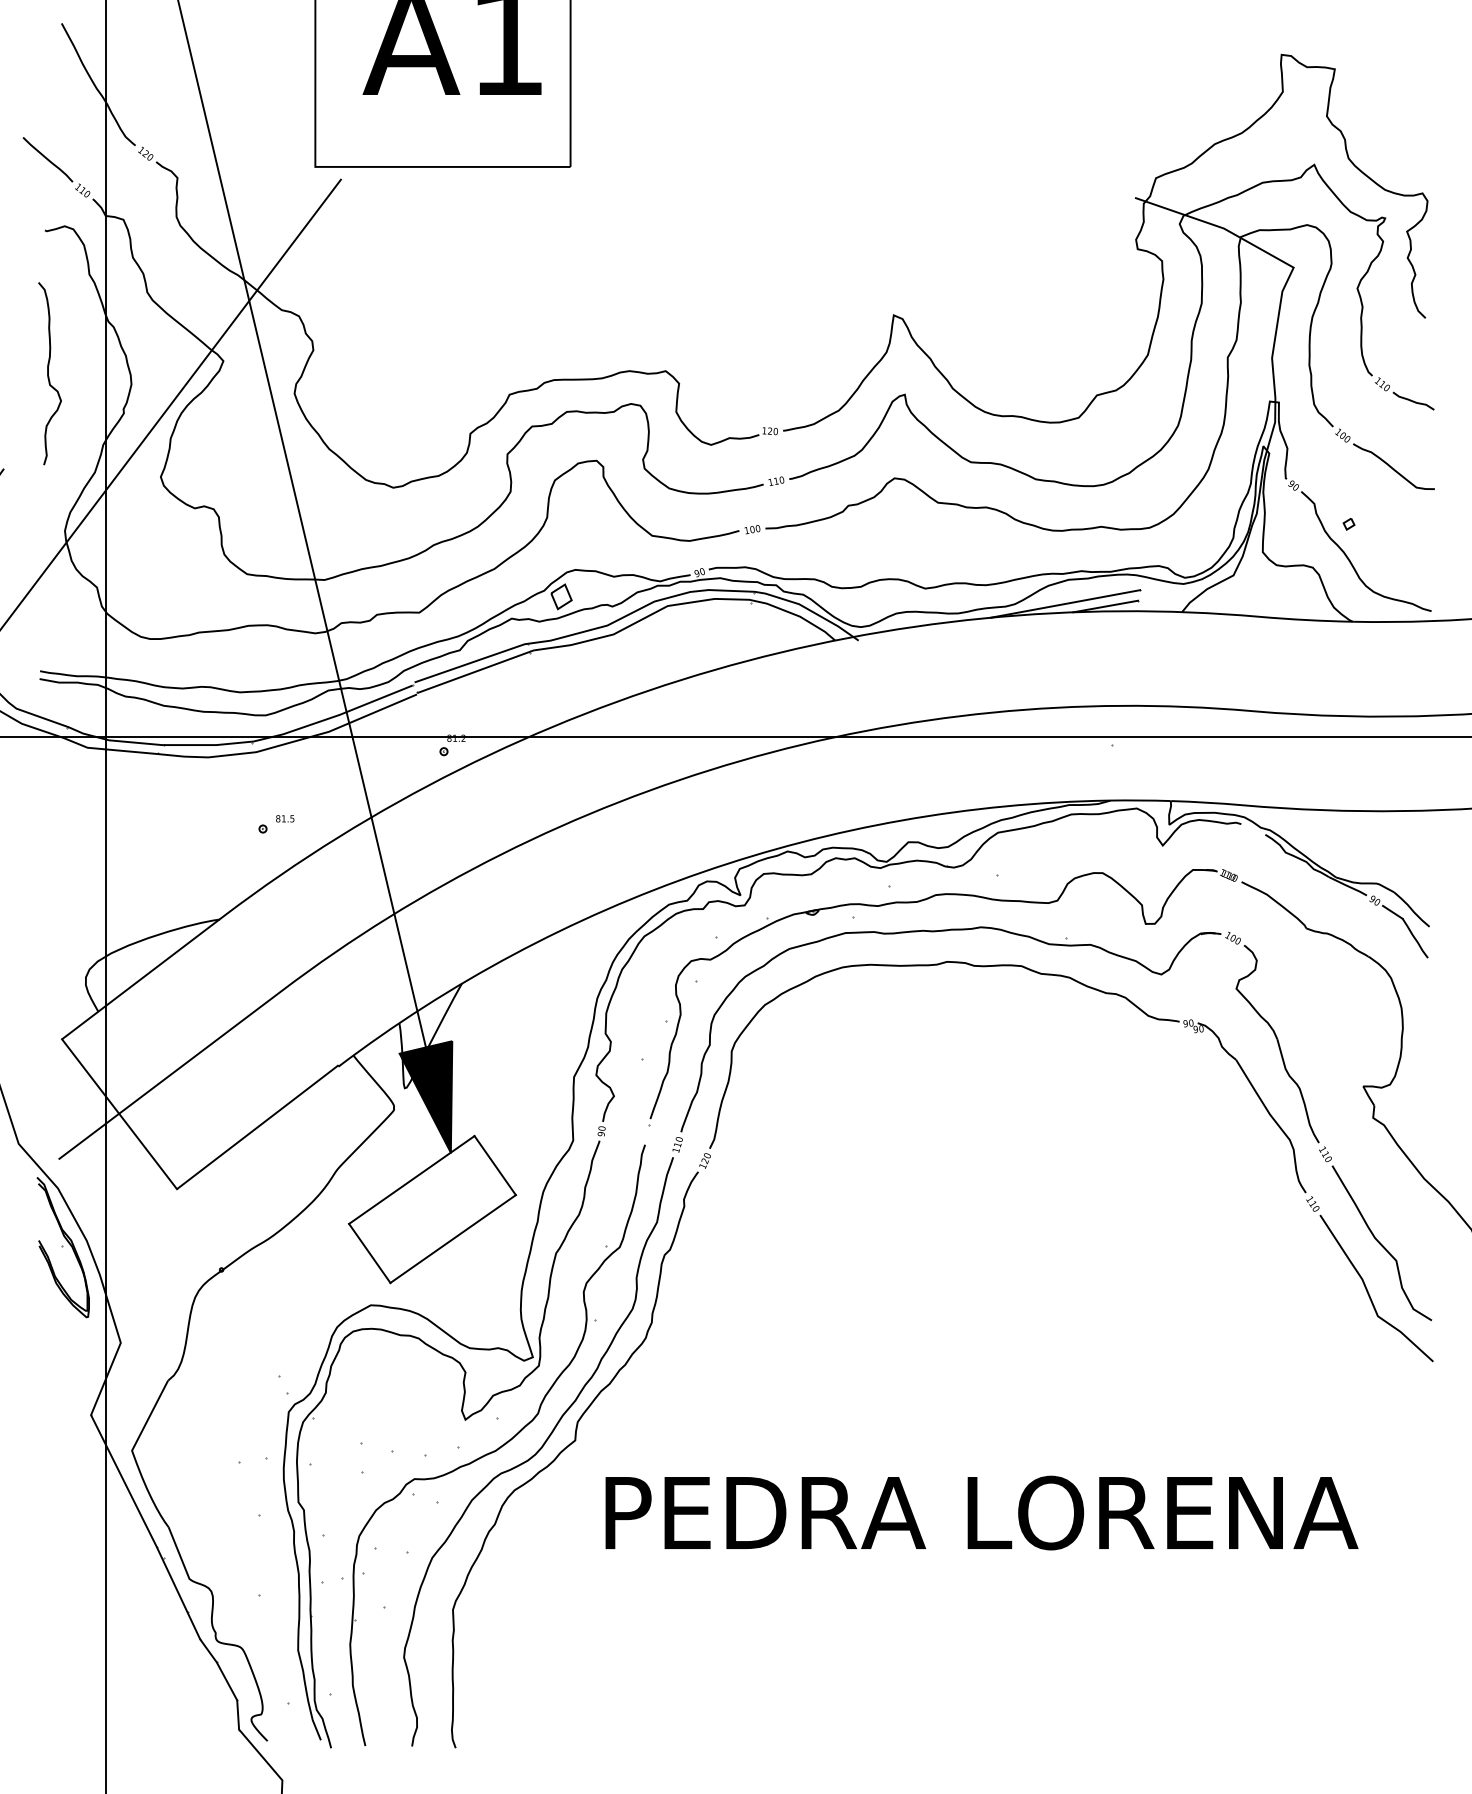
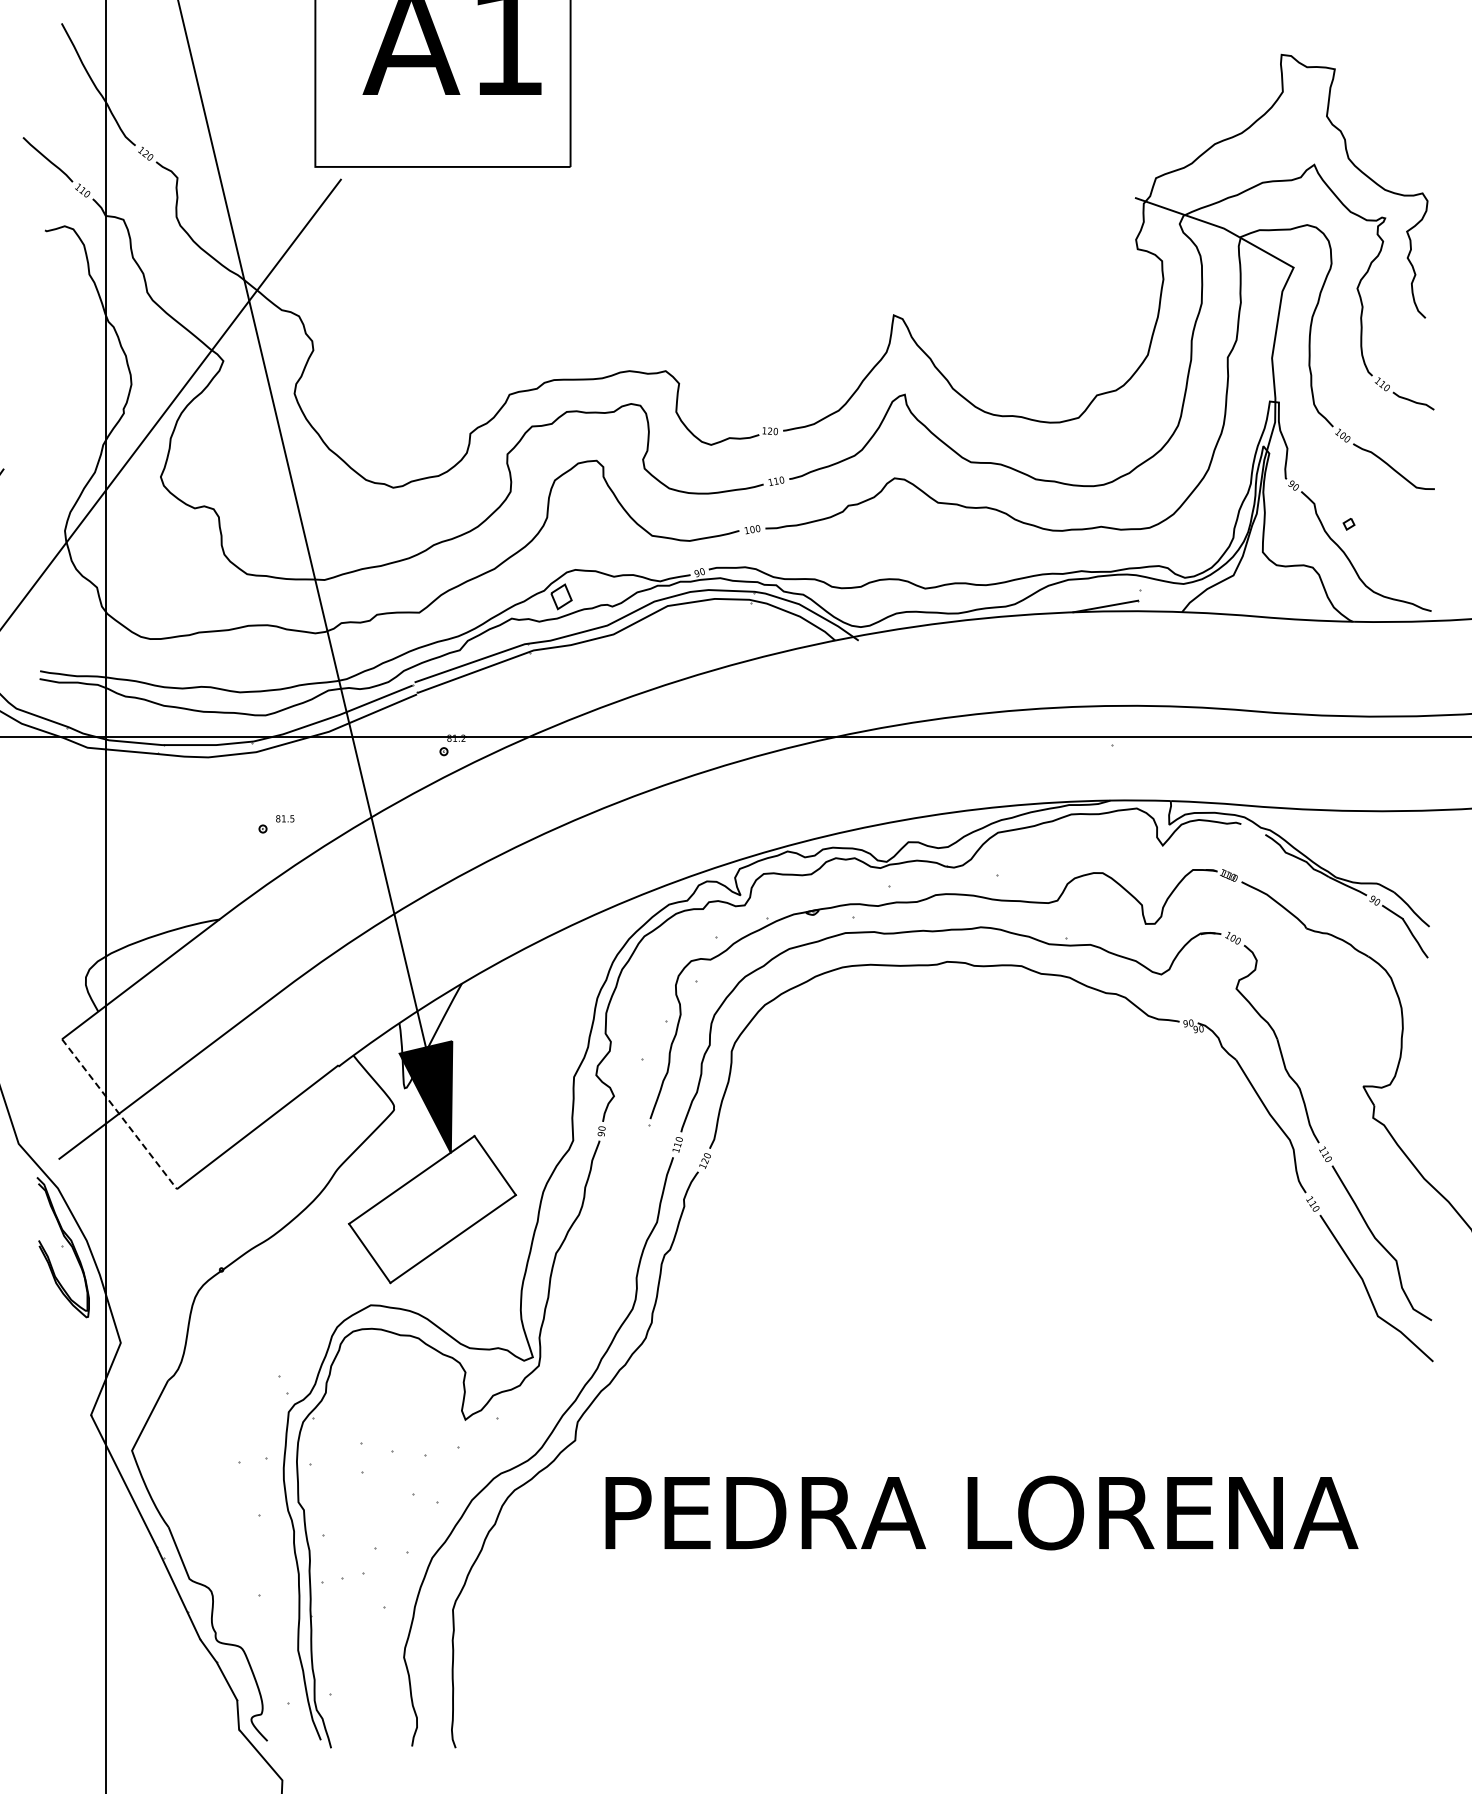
curve: present -> none (48, 373)
line: present -> none (1065, 603)
line: solid -> dashed (119, 1114)
part: present -> none (497, 1445)
